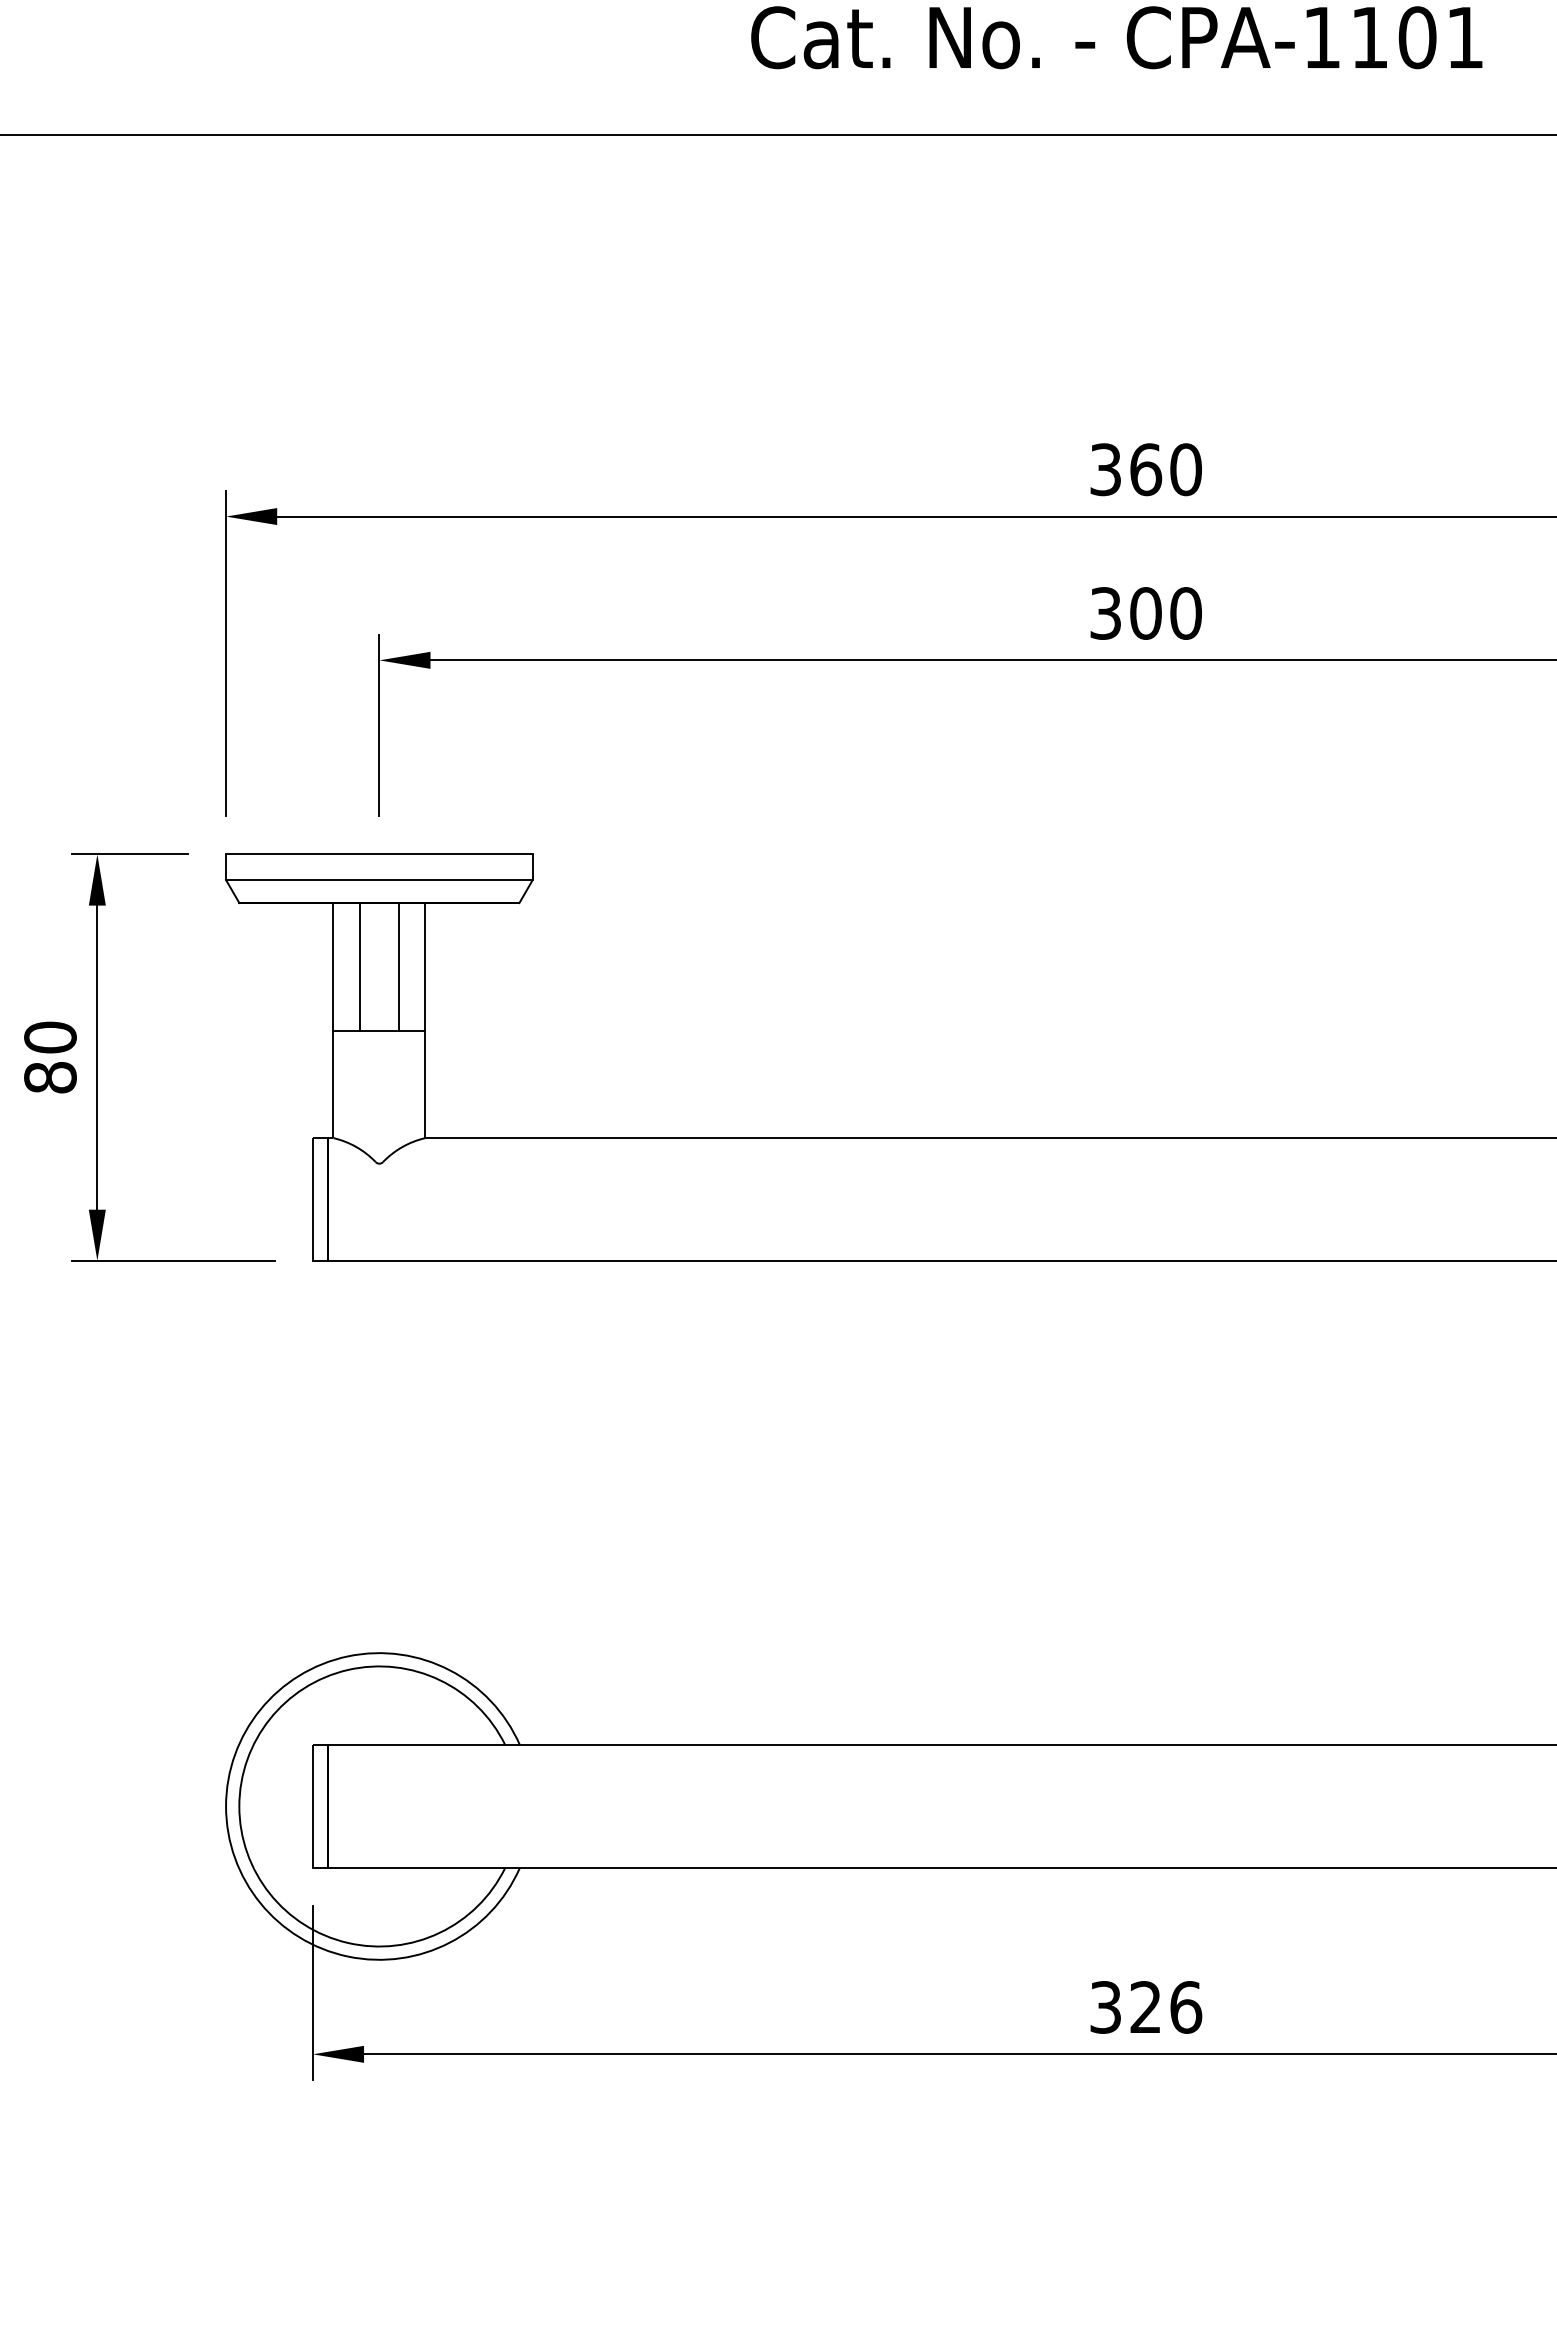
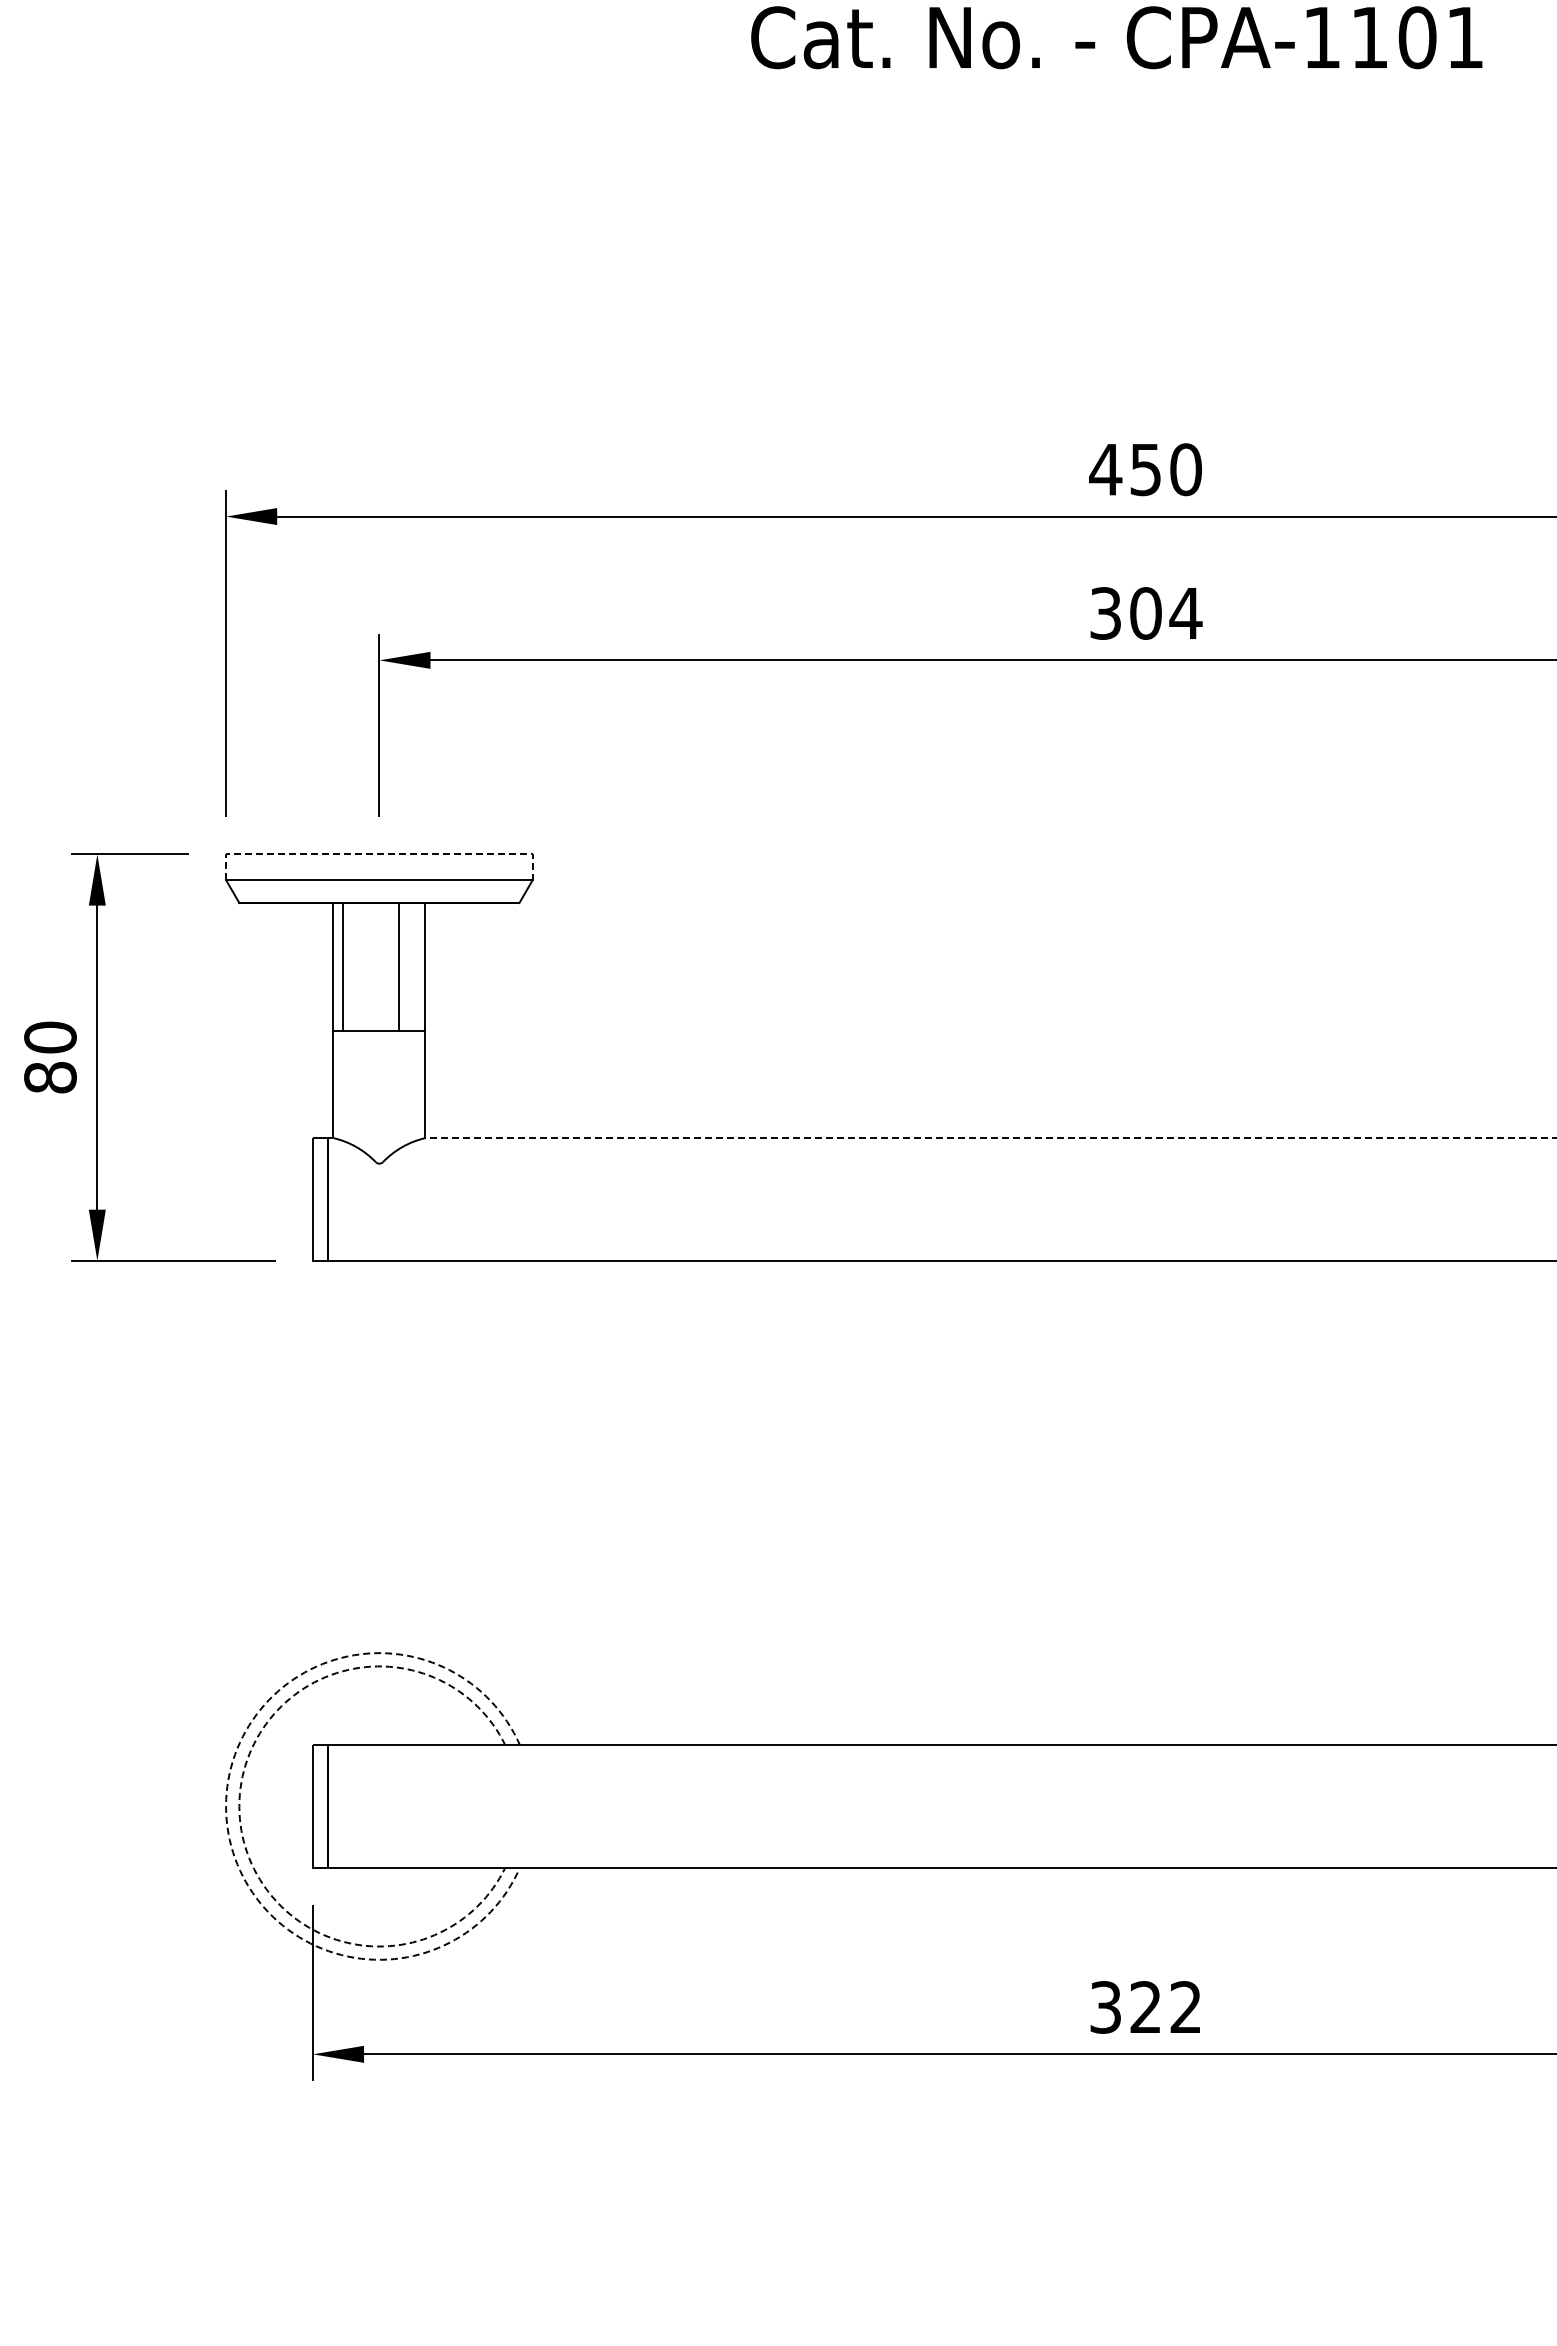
line: present -> none (777, 135)
text: 360 -> 450 (1125, 469)
text: 300 -> 304 (1185, 613)
line: solid -> dashed (379, 854)
line position: (360, 966) -> (343, 966) (343, 966)
line: solid -> dashed (991, 1138)
arc: solid -> dashed (226, 1806)
arc: solid -> dashed (239, 1806)
text: 326 -> 322 (1186, 2007)
